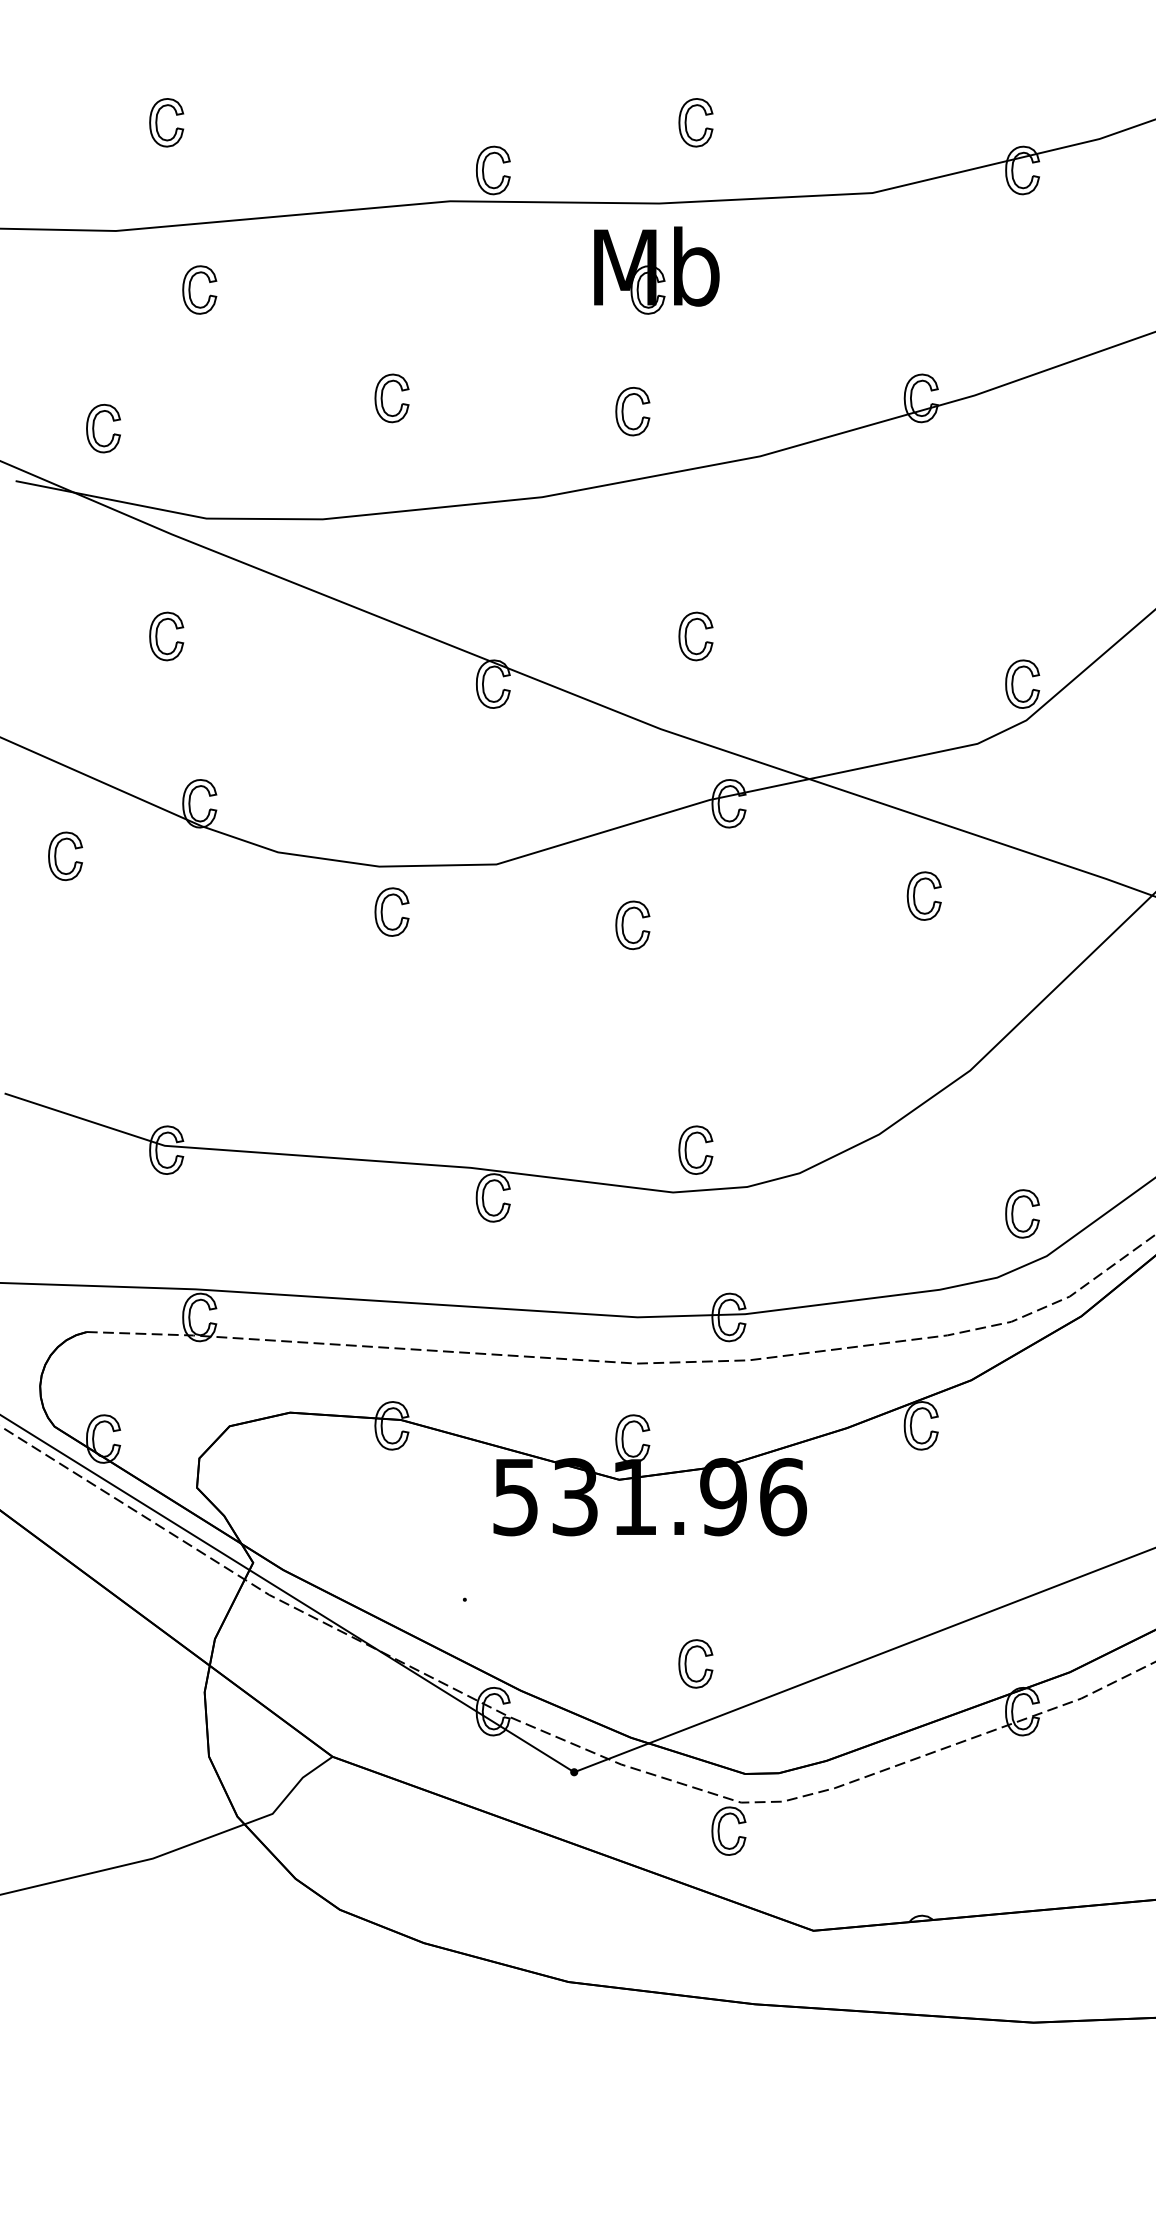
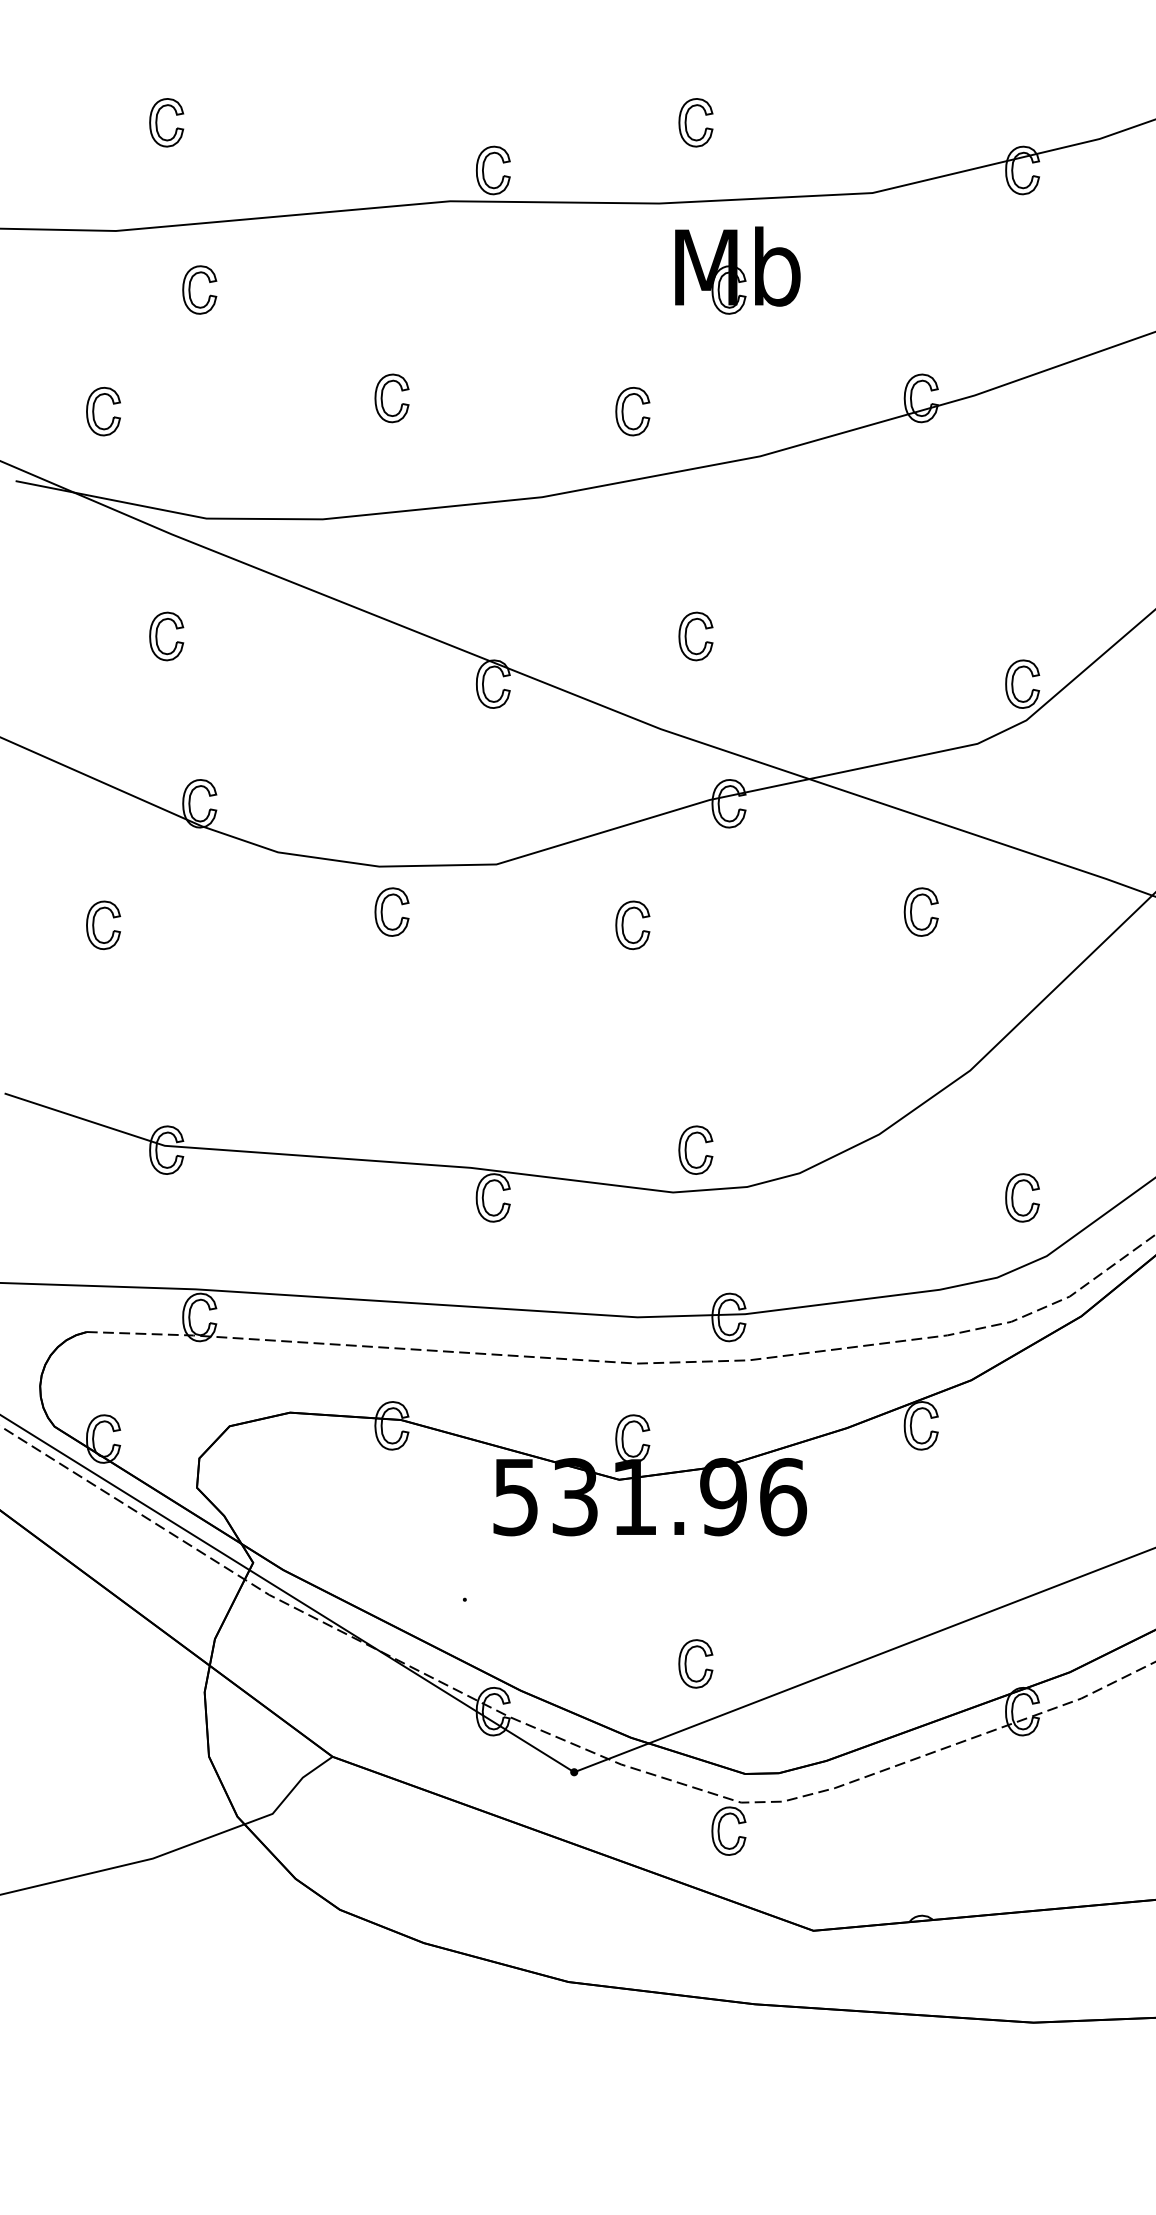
part position: (656, 270) -> (737, 270) (737, 270)
part position: (94, 428) -> (94, 411) (94, 411)
part position: (56, 855) -> (94, 924) (94, 924)
part position: (915, 892) -> (912, 908) (912, 908)
part position: (1013, 1213) -> (1013, 1197) (1013, 1197)
